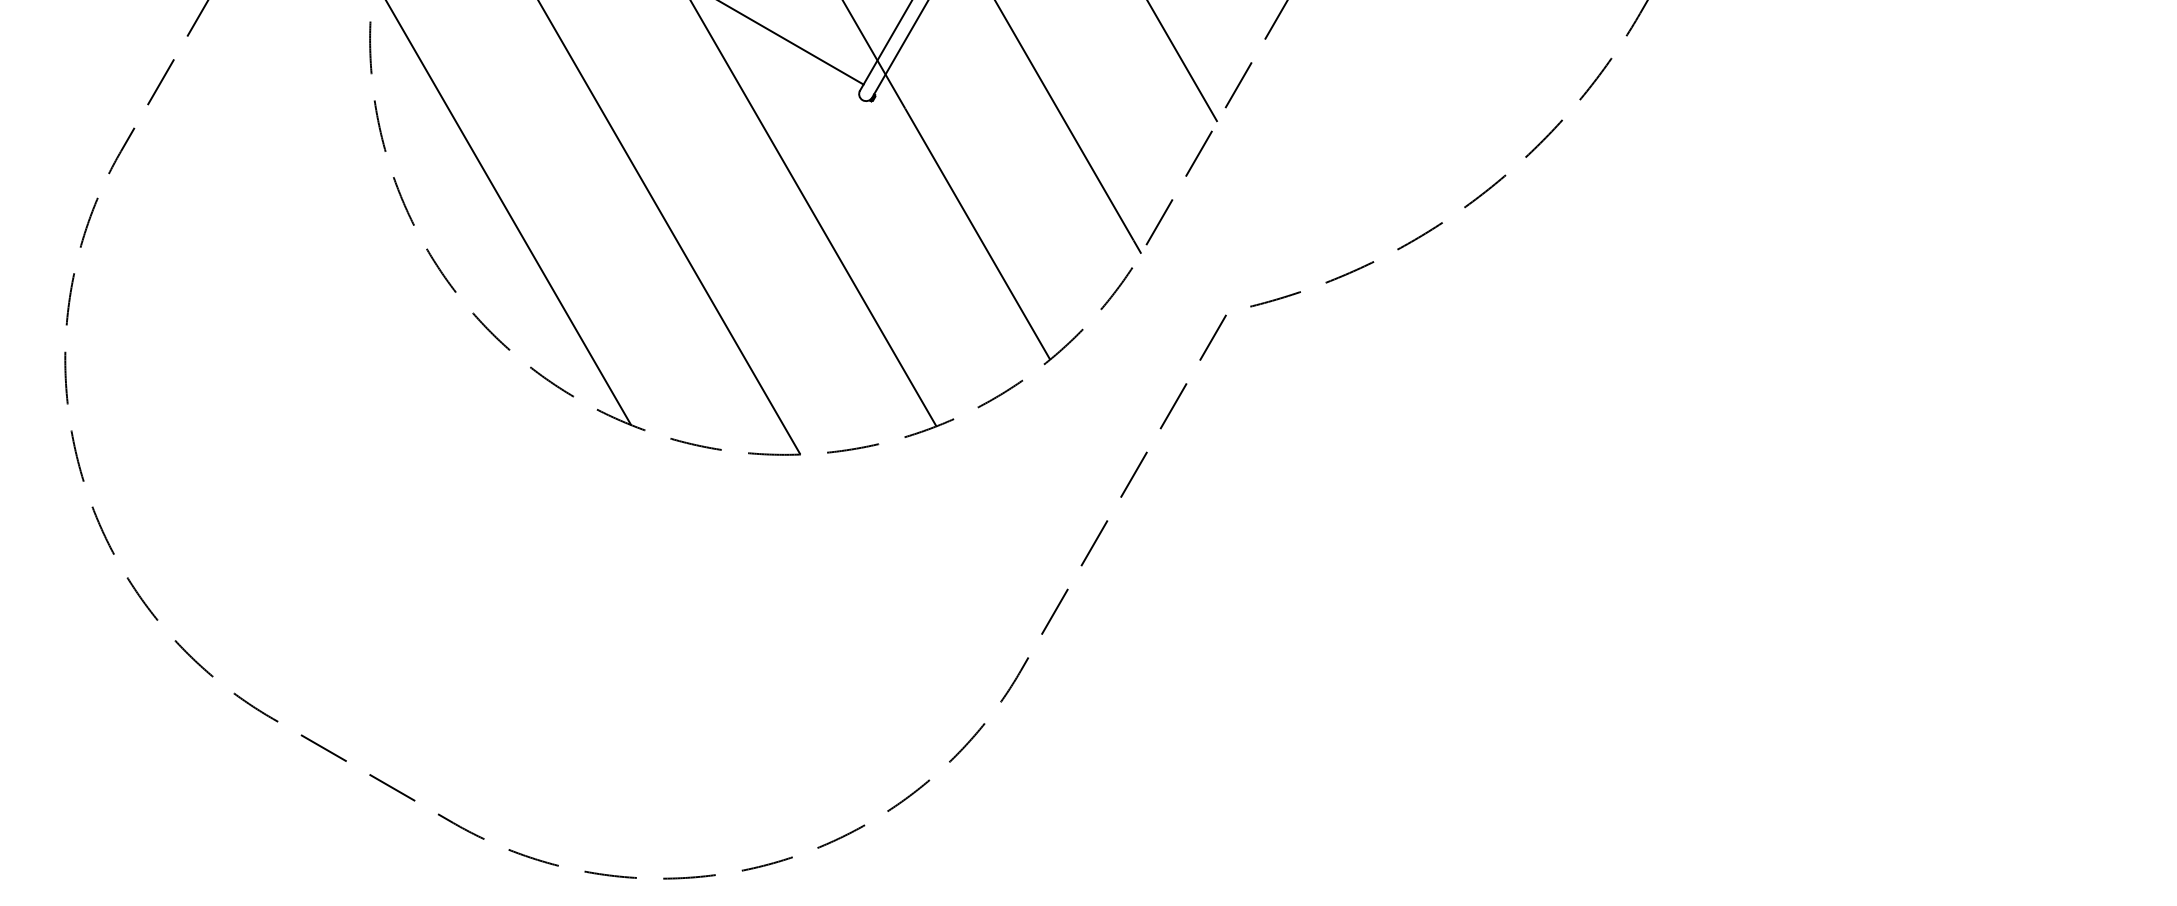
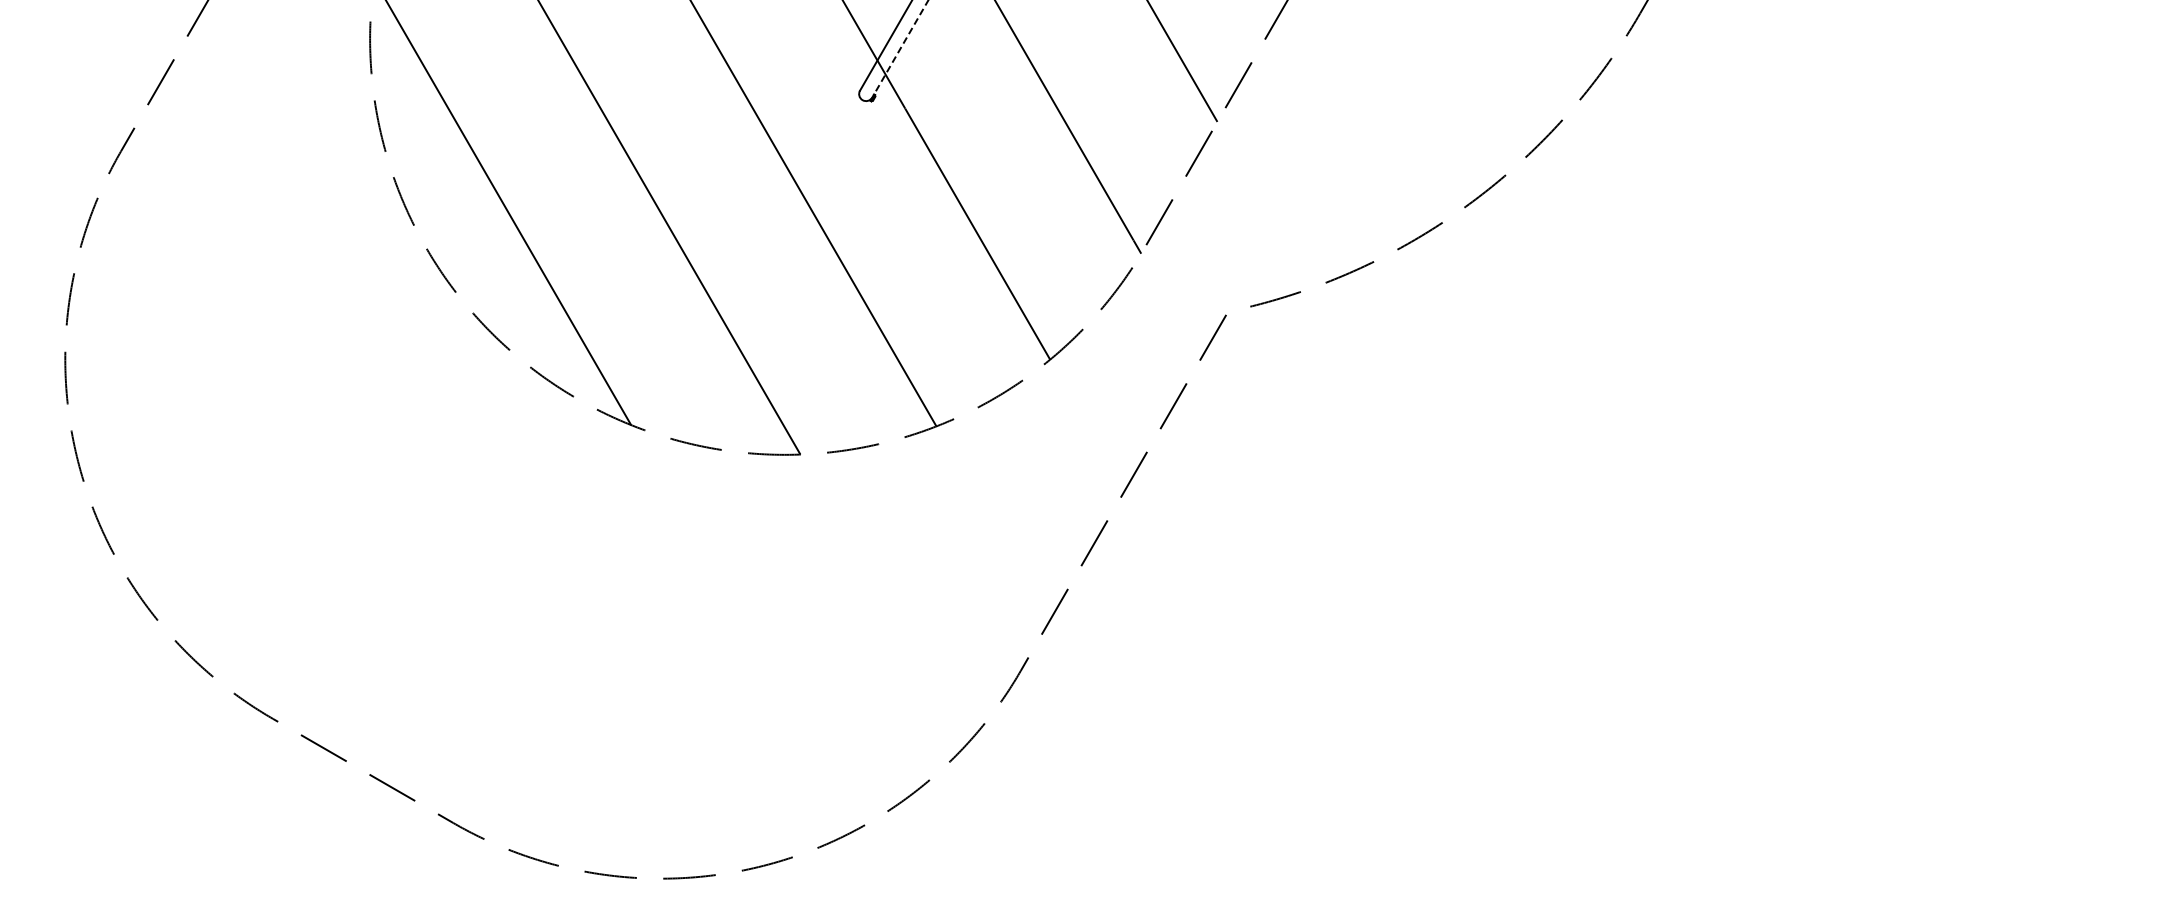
line: present -> none (792, 43)
line: solid -> dashed (899, 50)
